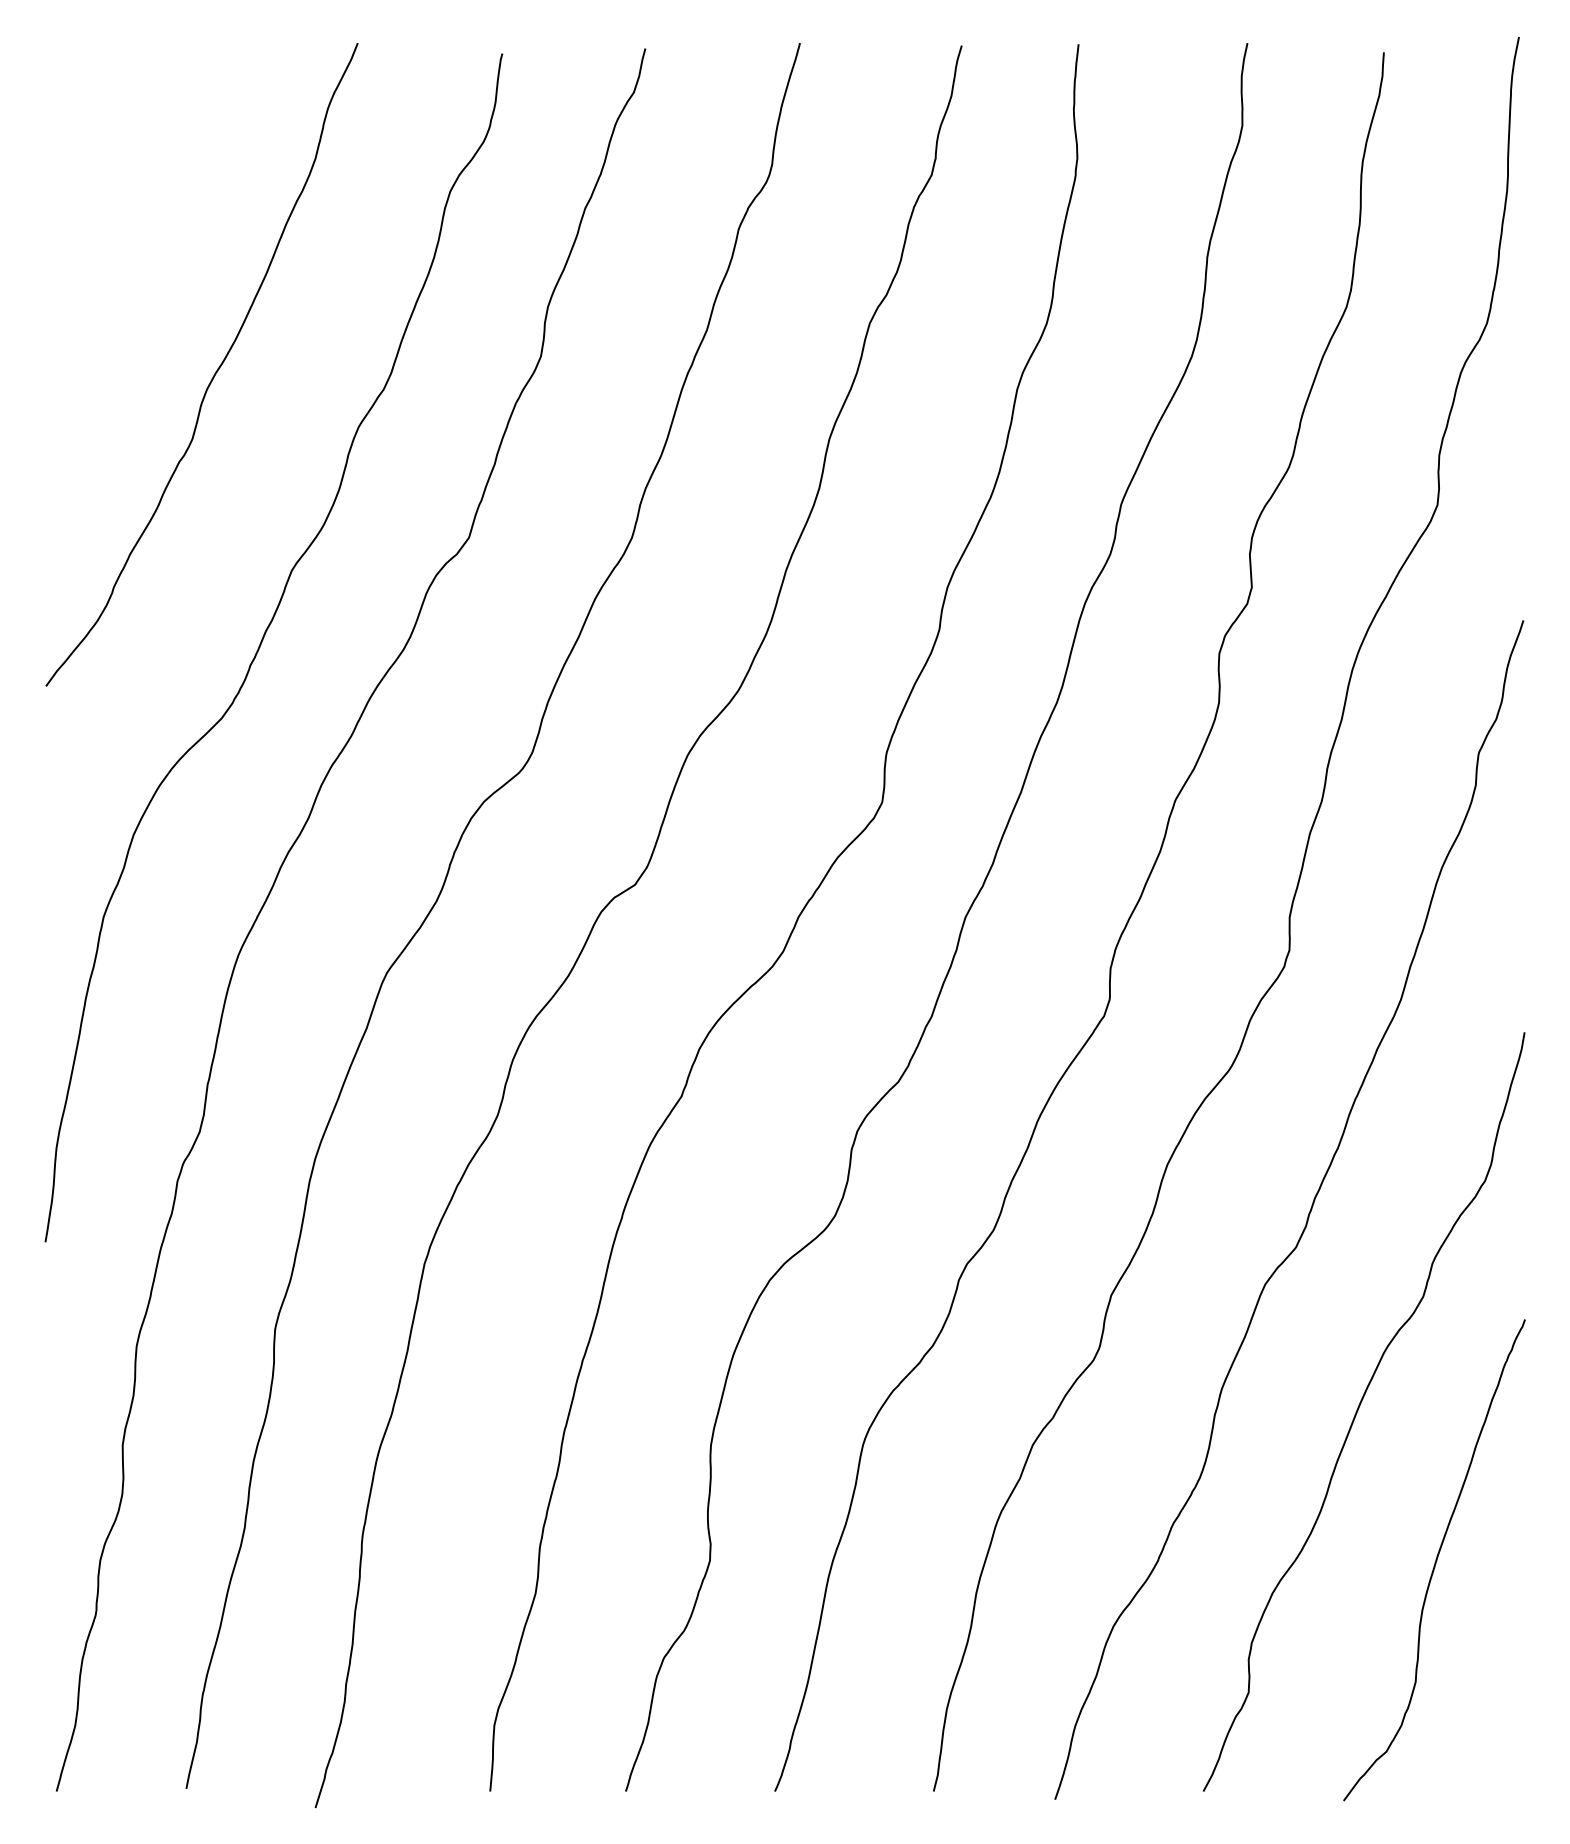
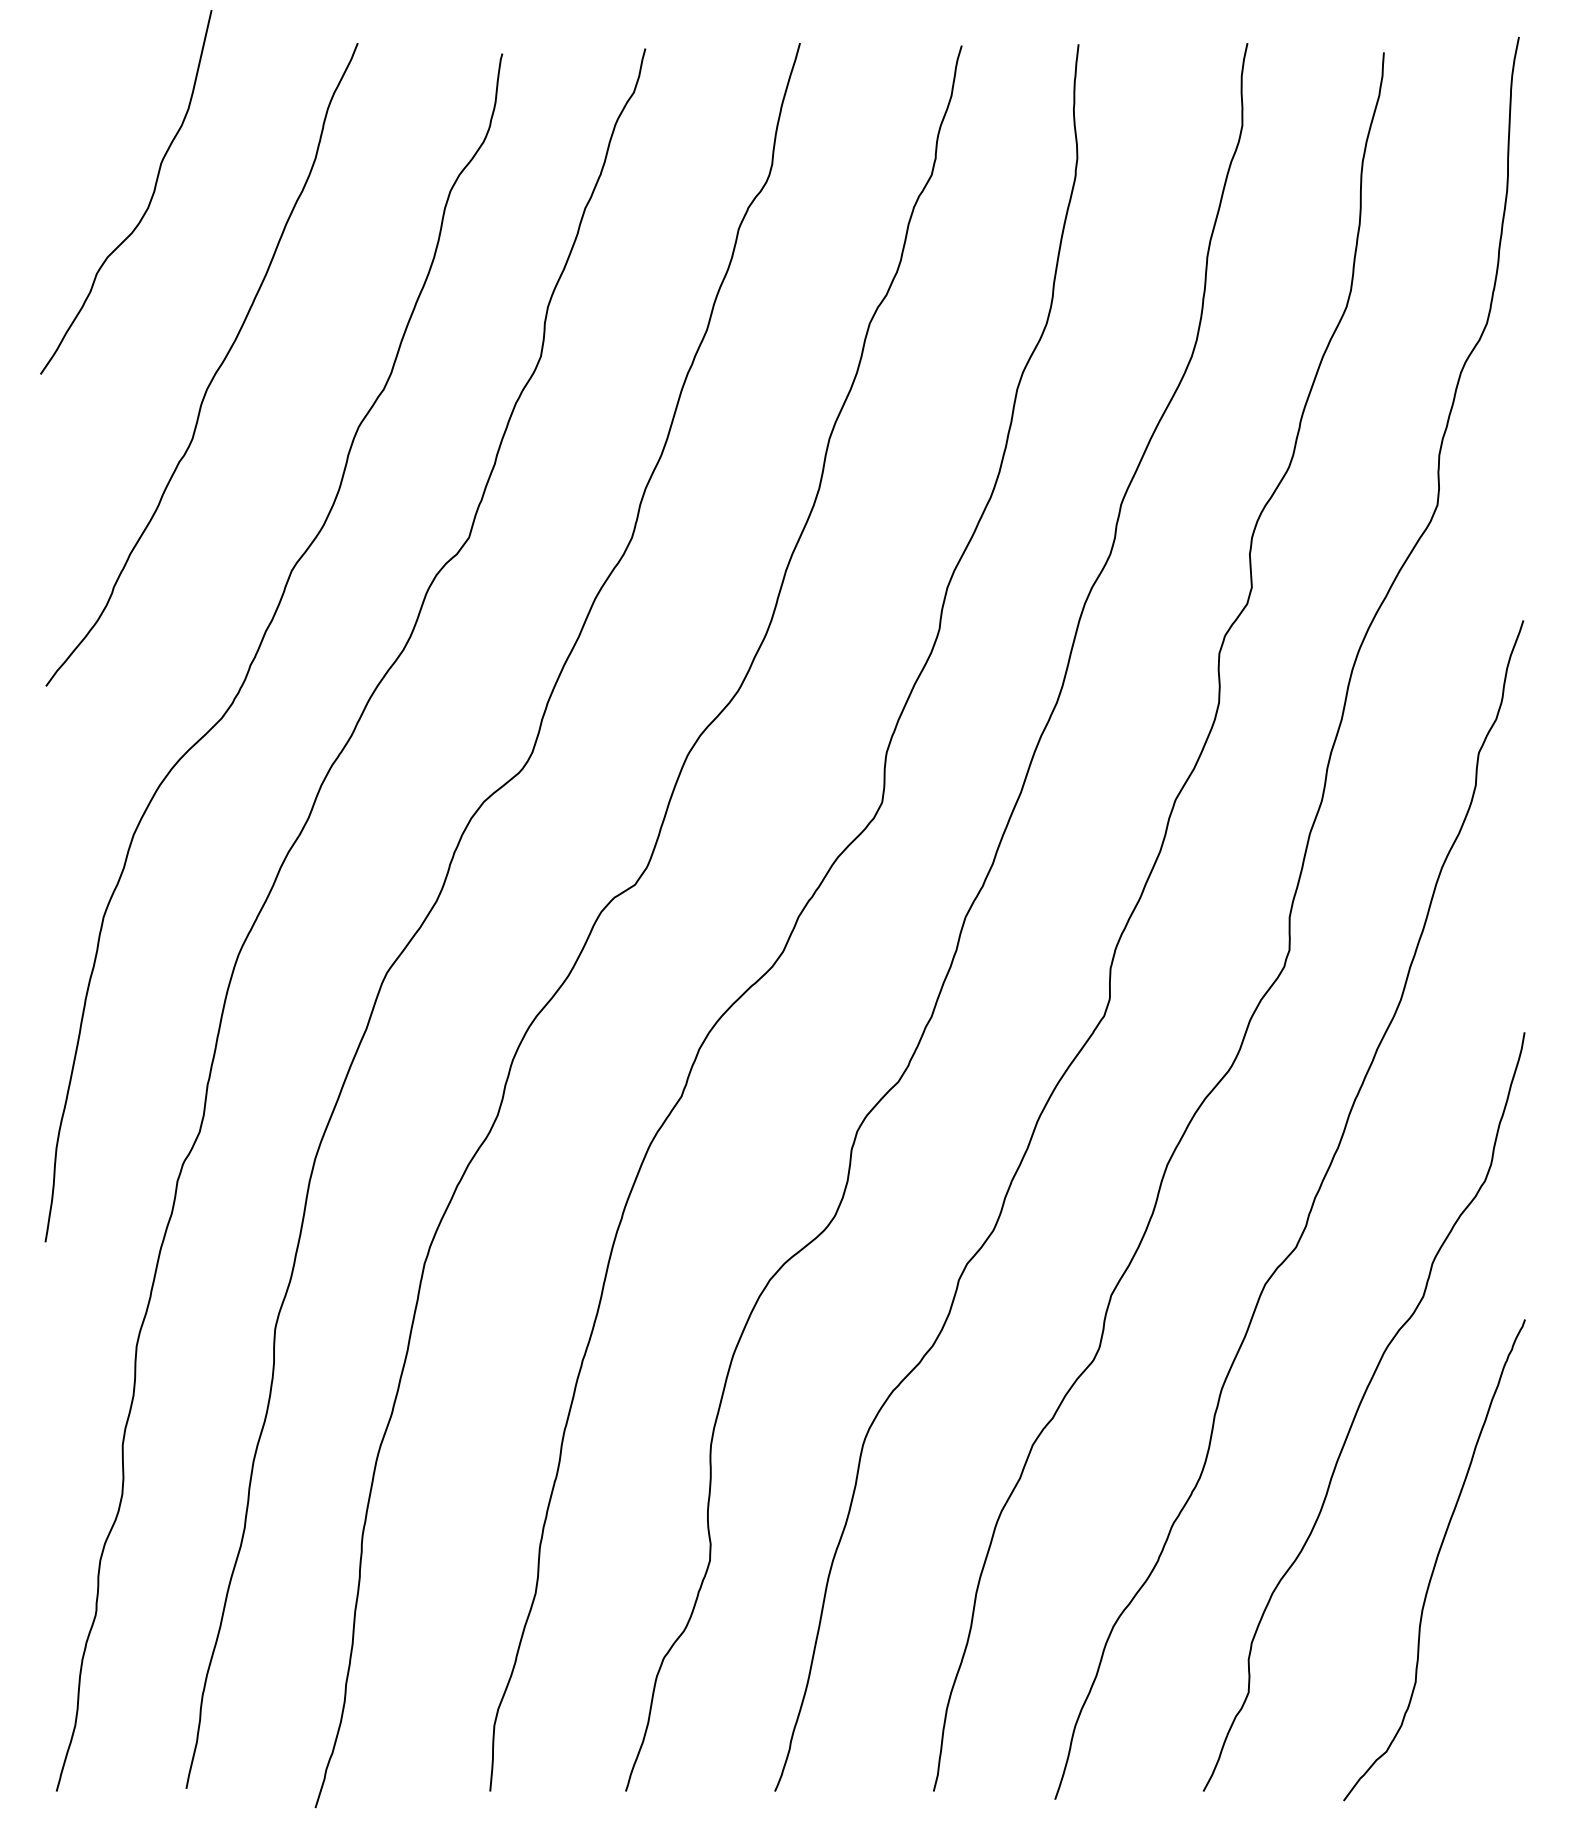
curve: none -> present (148, 203)
